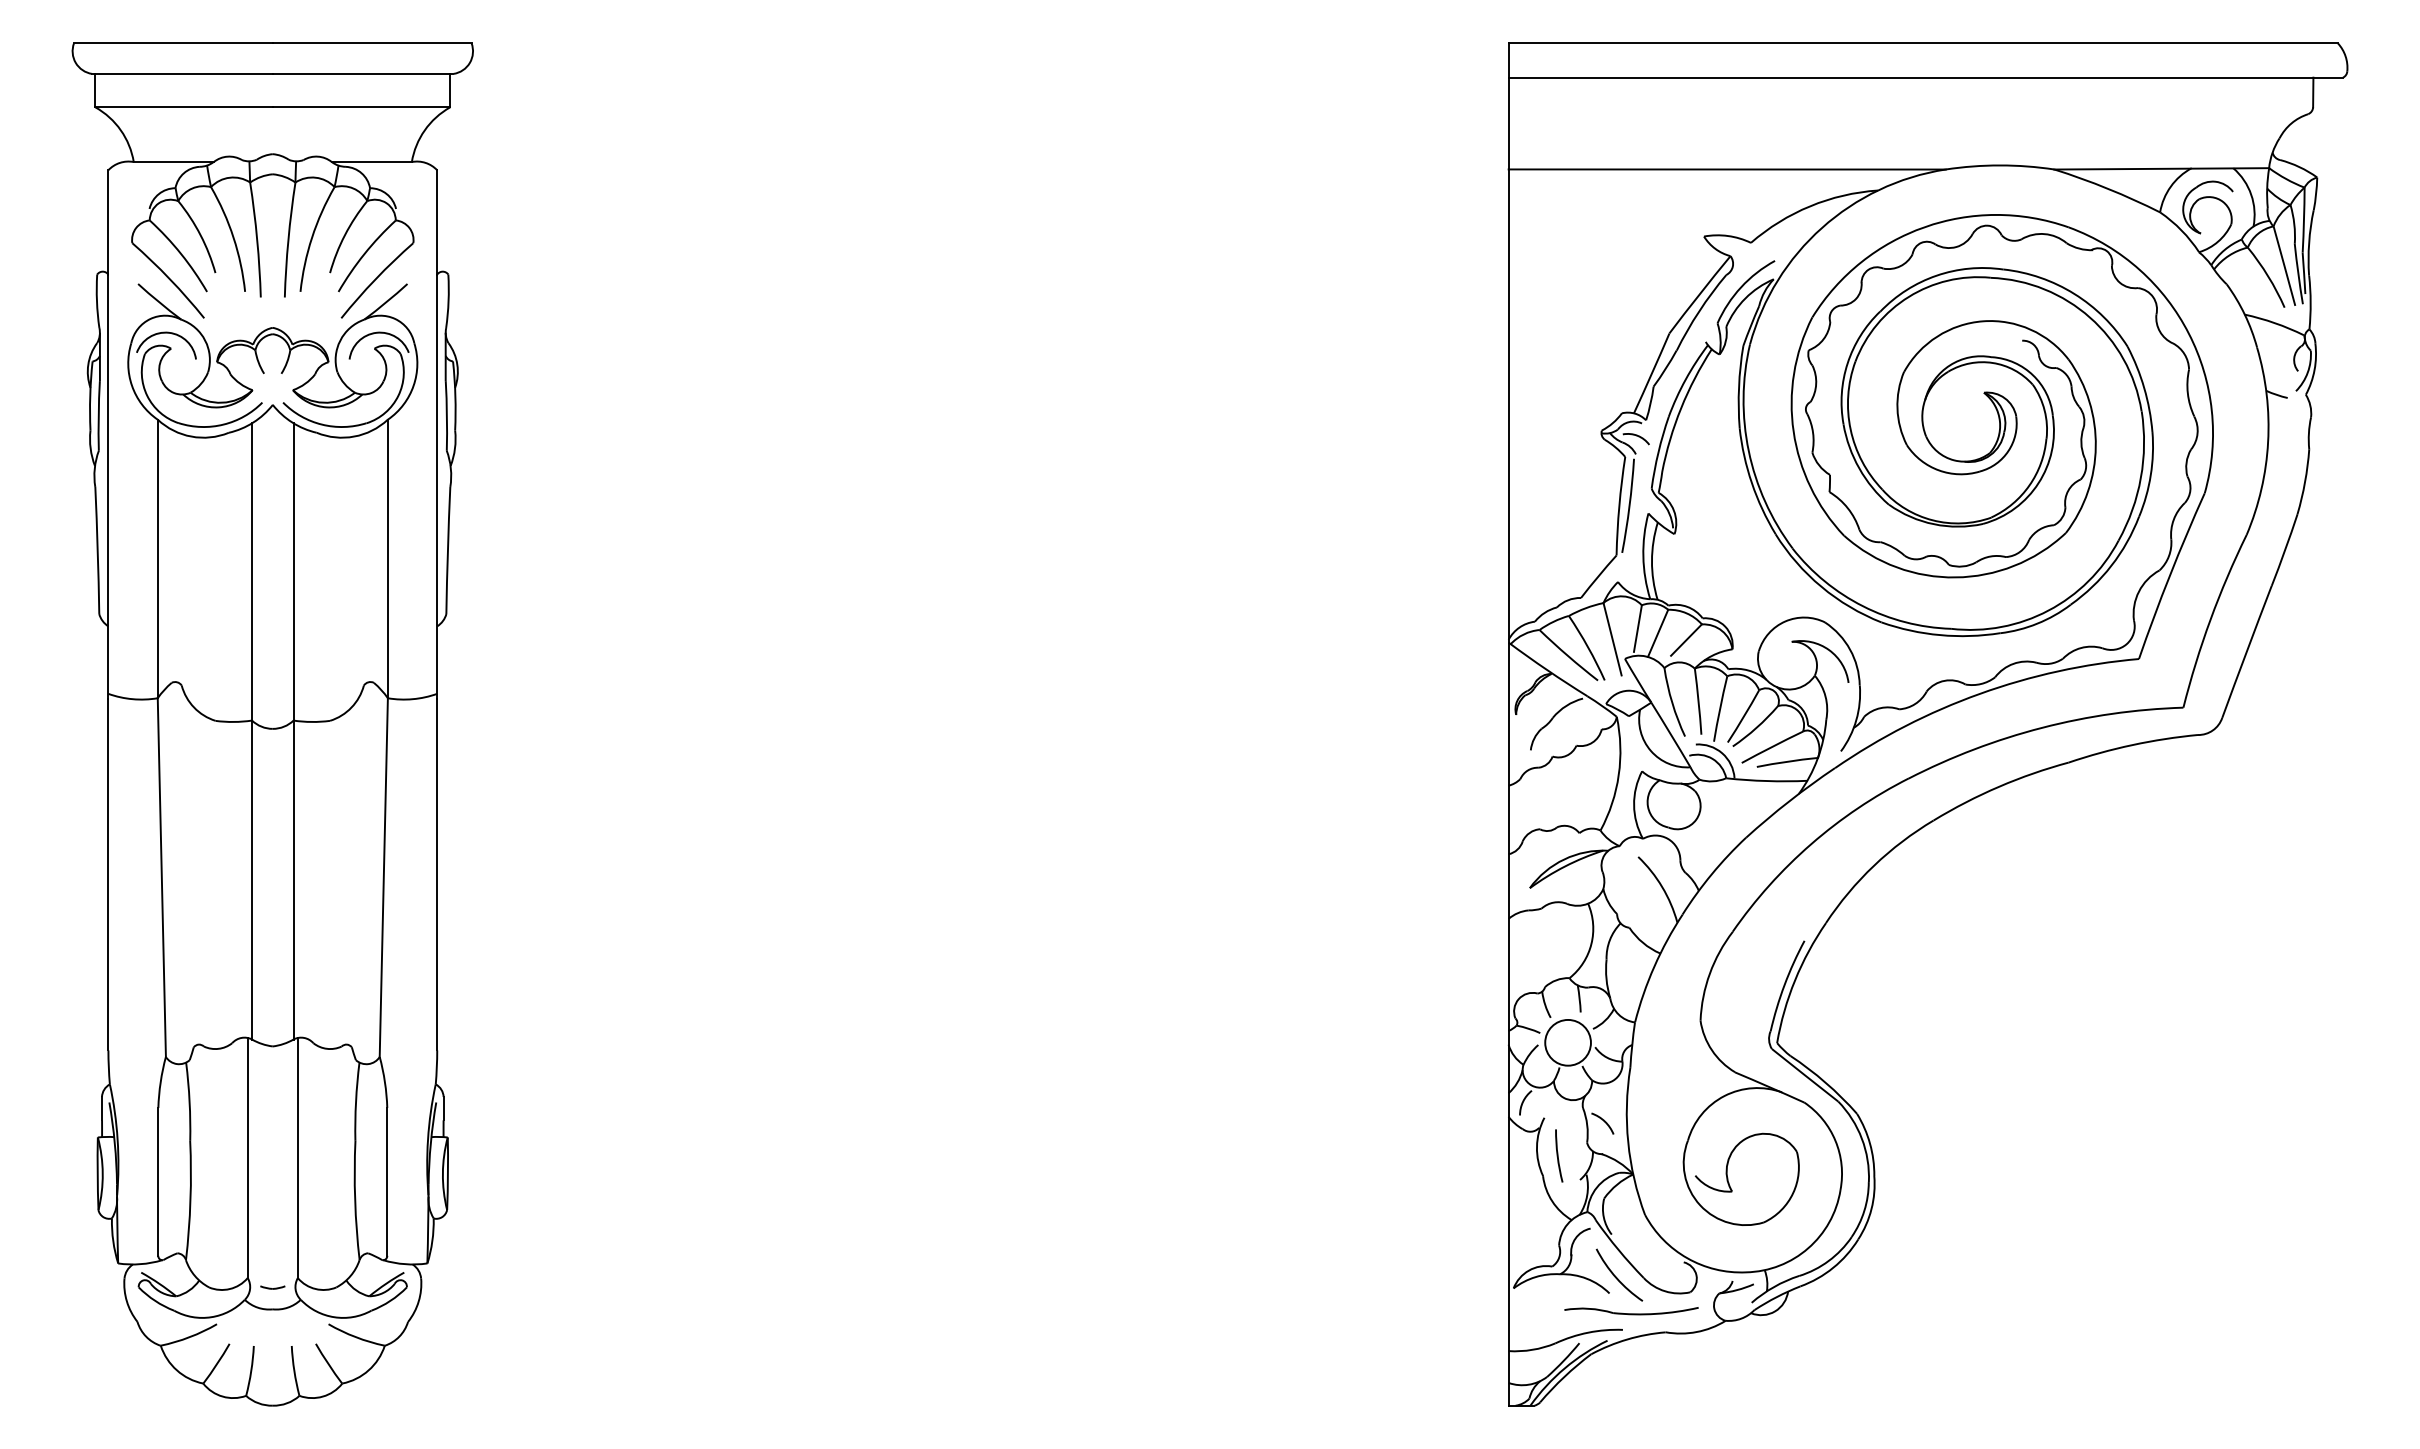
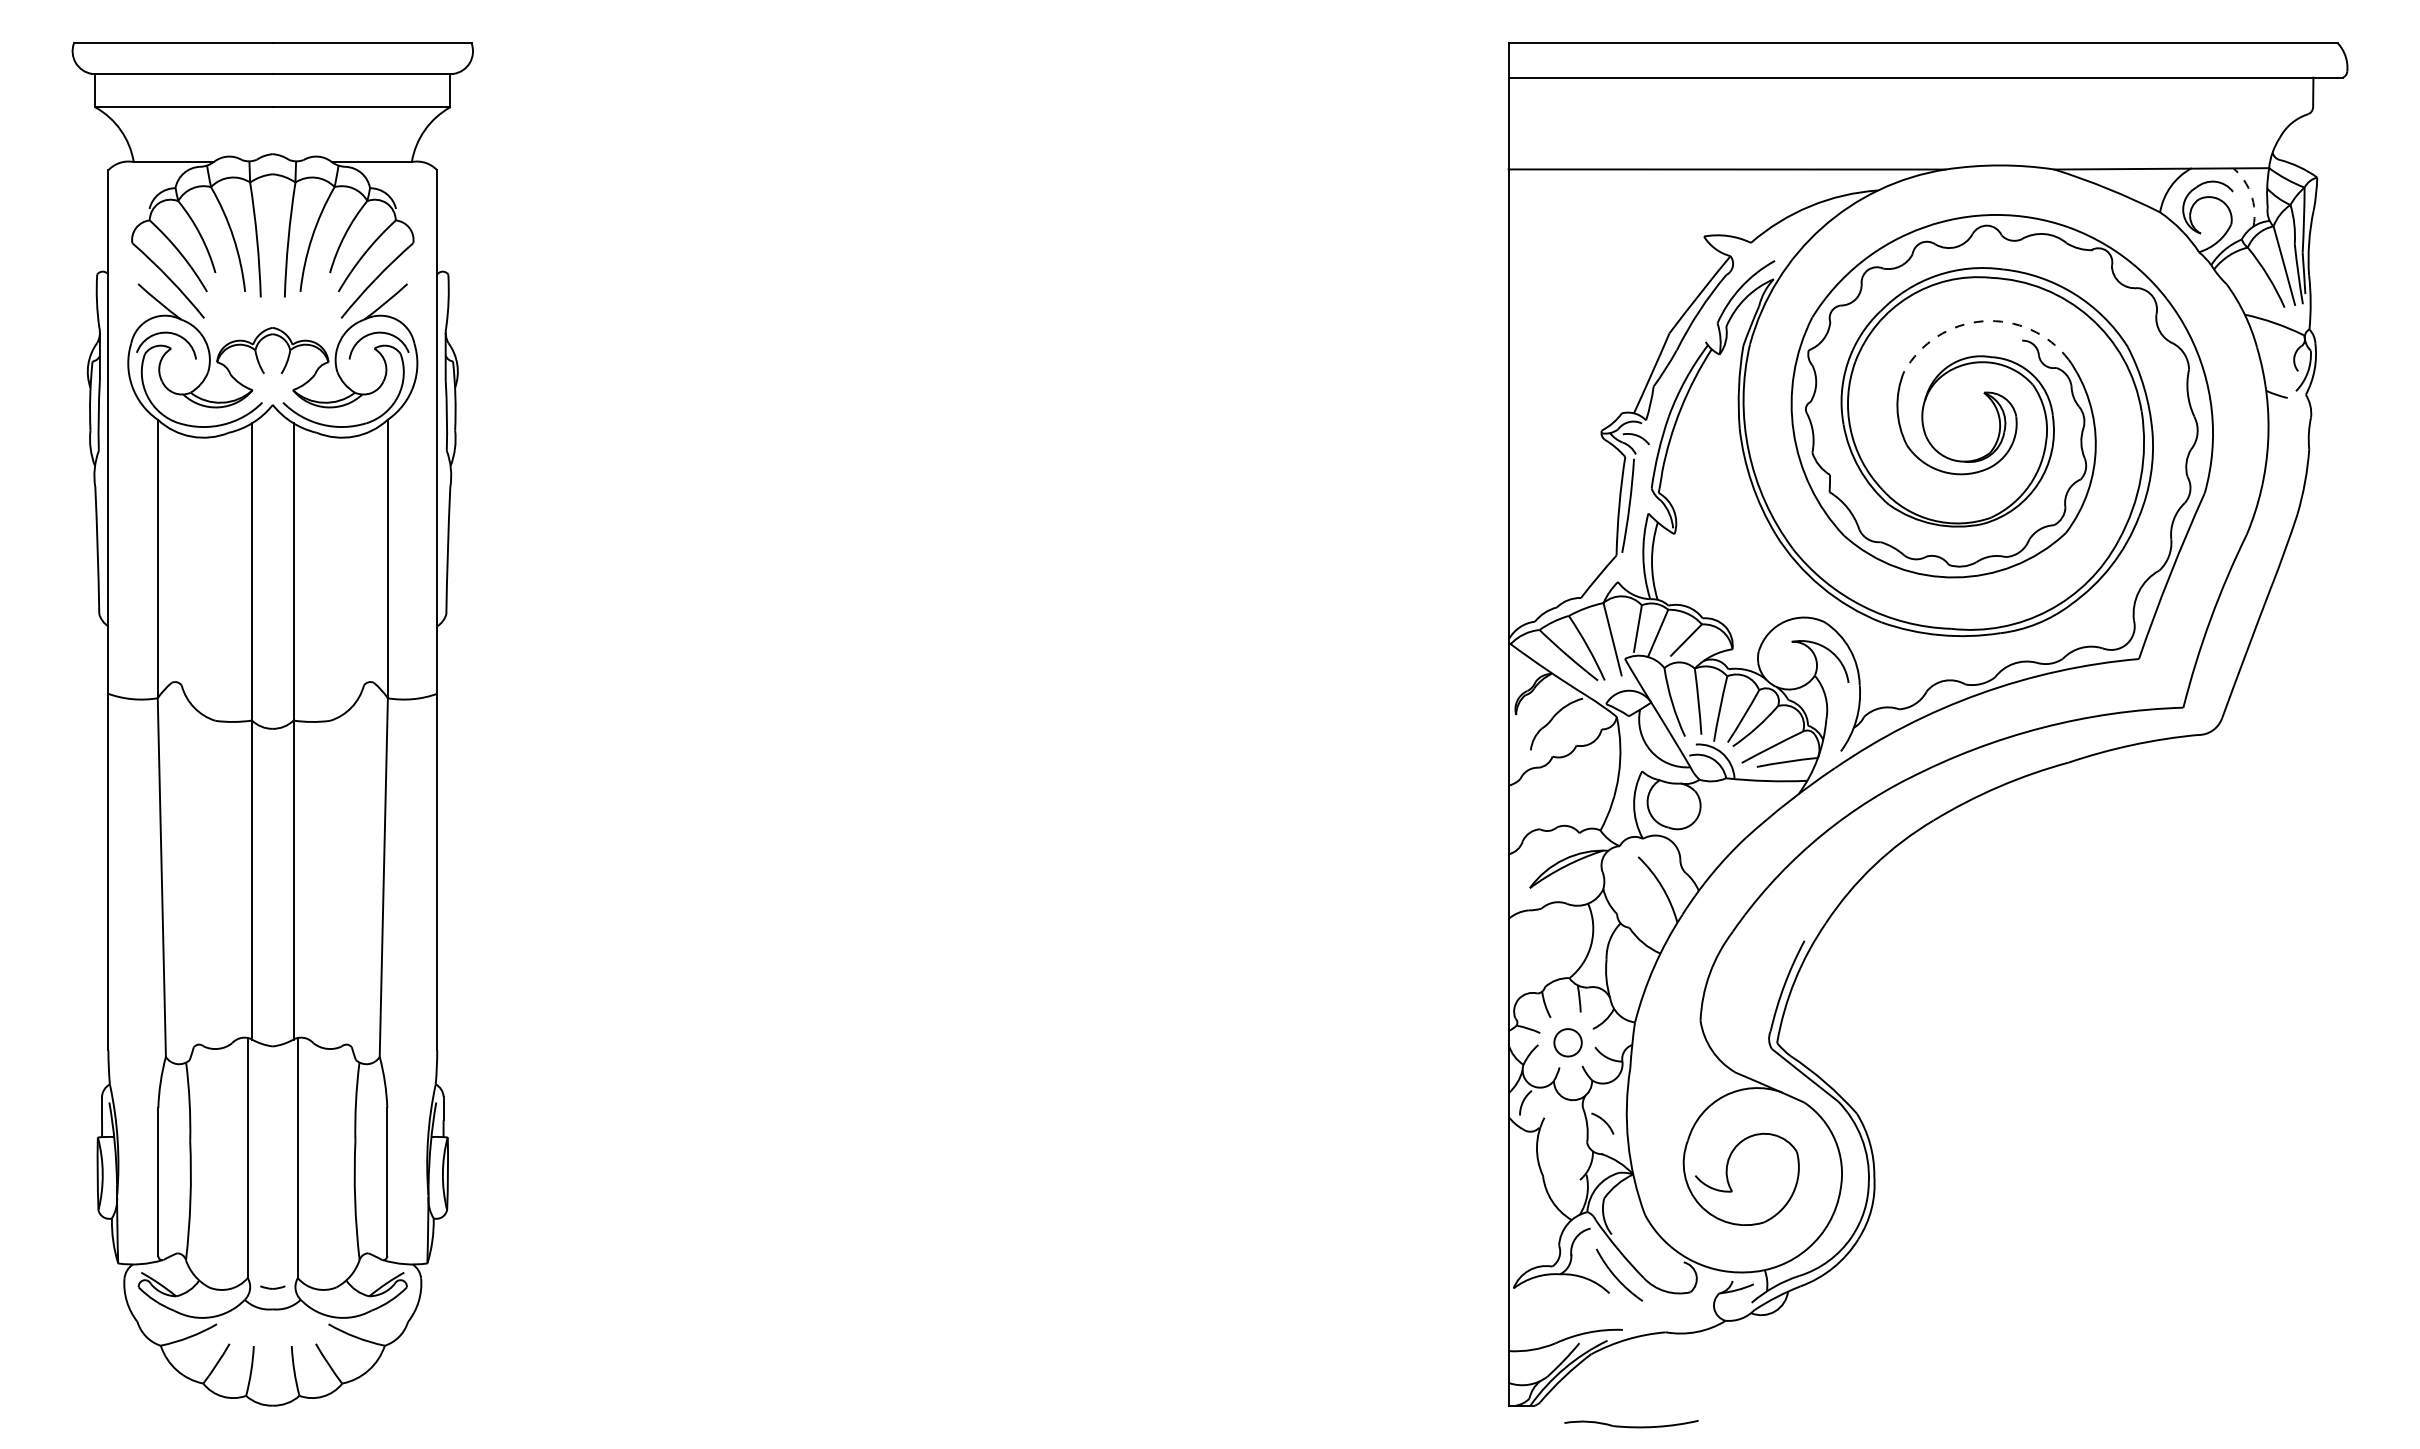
arc: solid -> dashed (2251, 194)
arc: solid -> dashed (1983, 321)
circle diameter: 46 px -> 27 px (1567, 1042)
arc: present -> none (1558, 1155)
part position: (1631, 1311) -> (1631, 1424) (1631, 1424)
